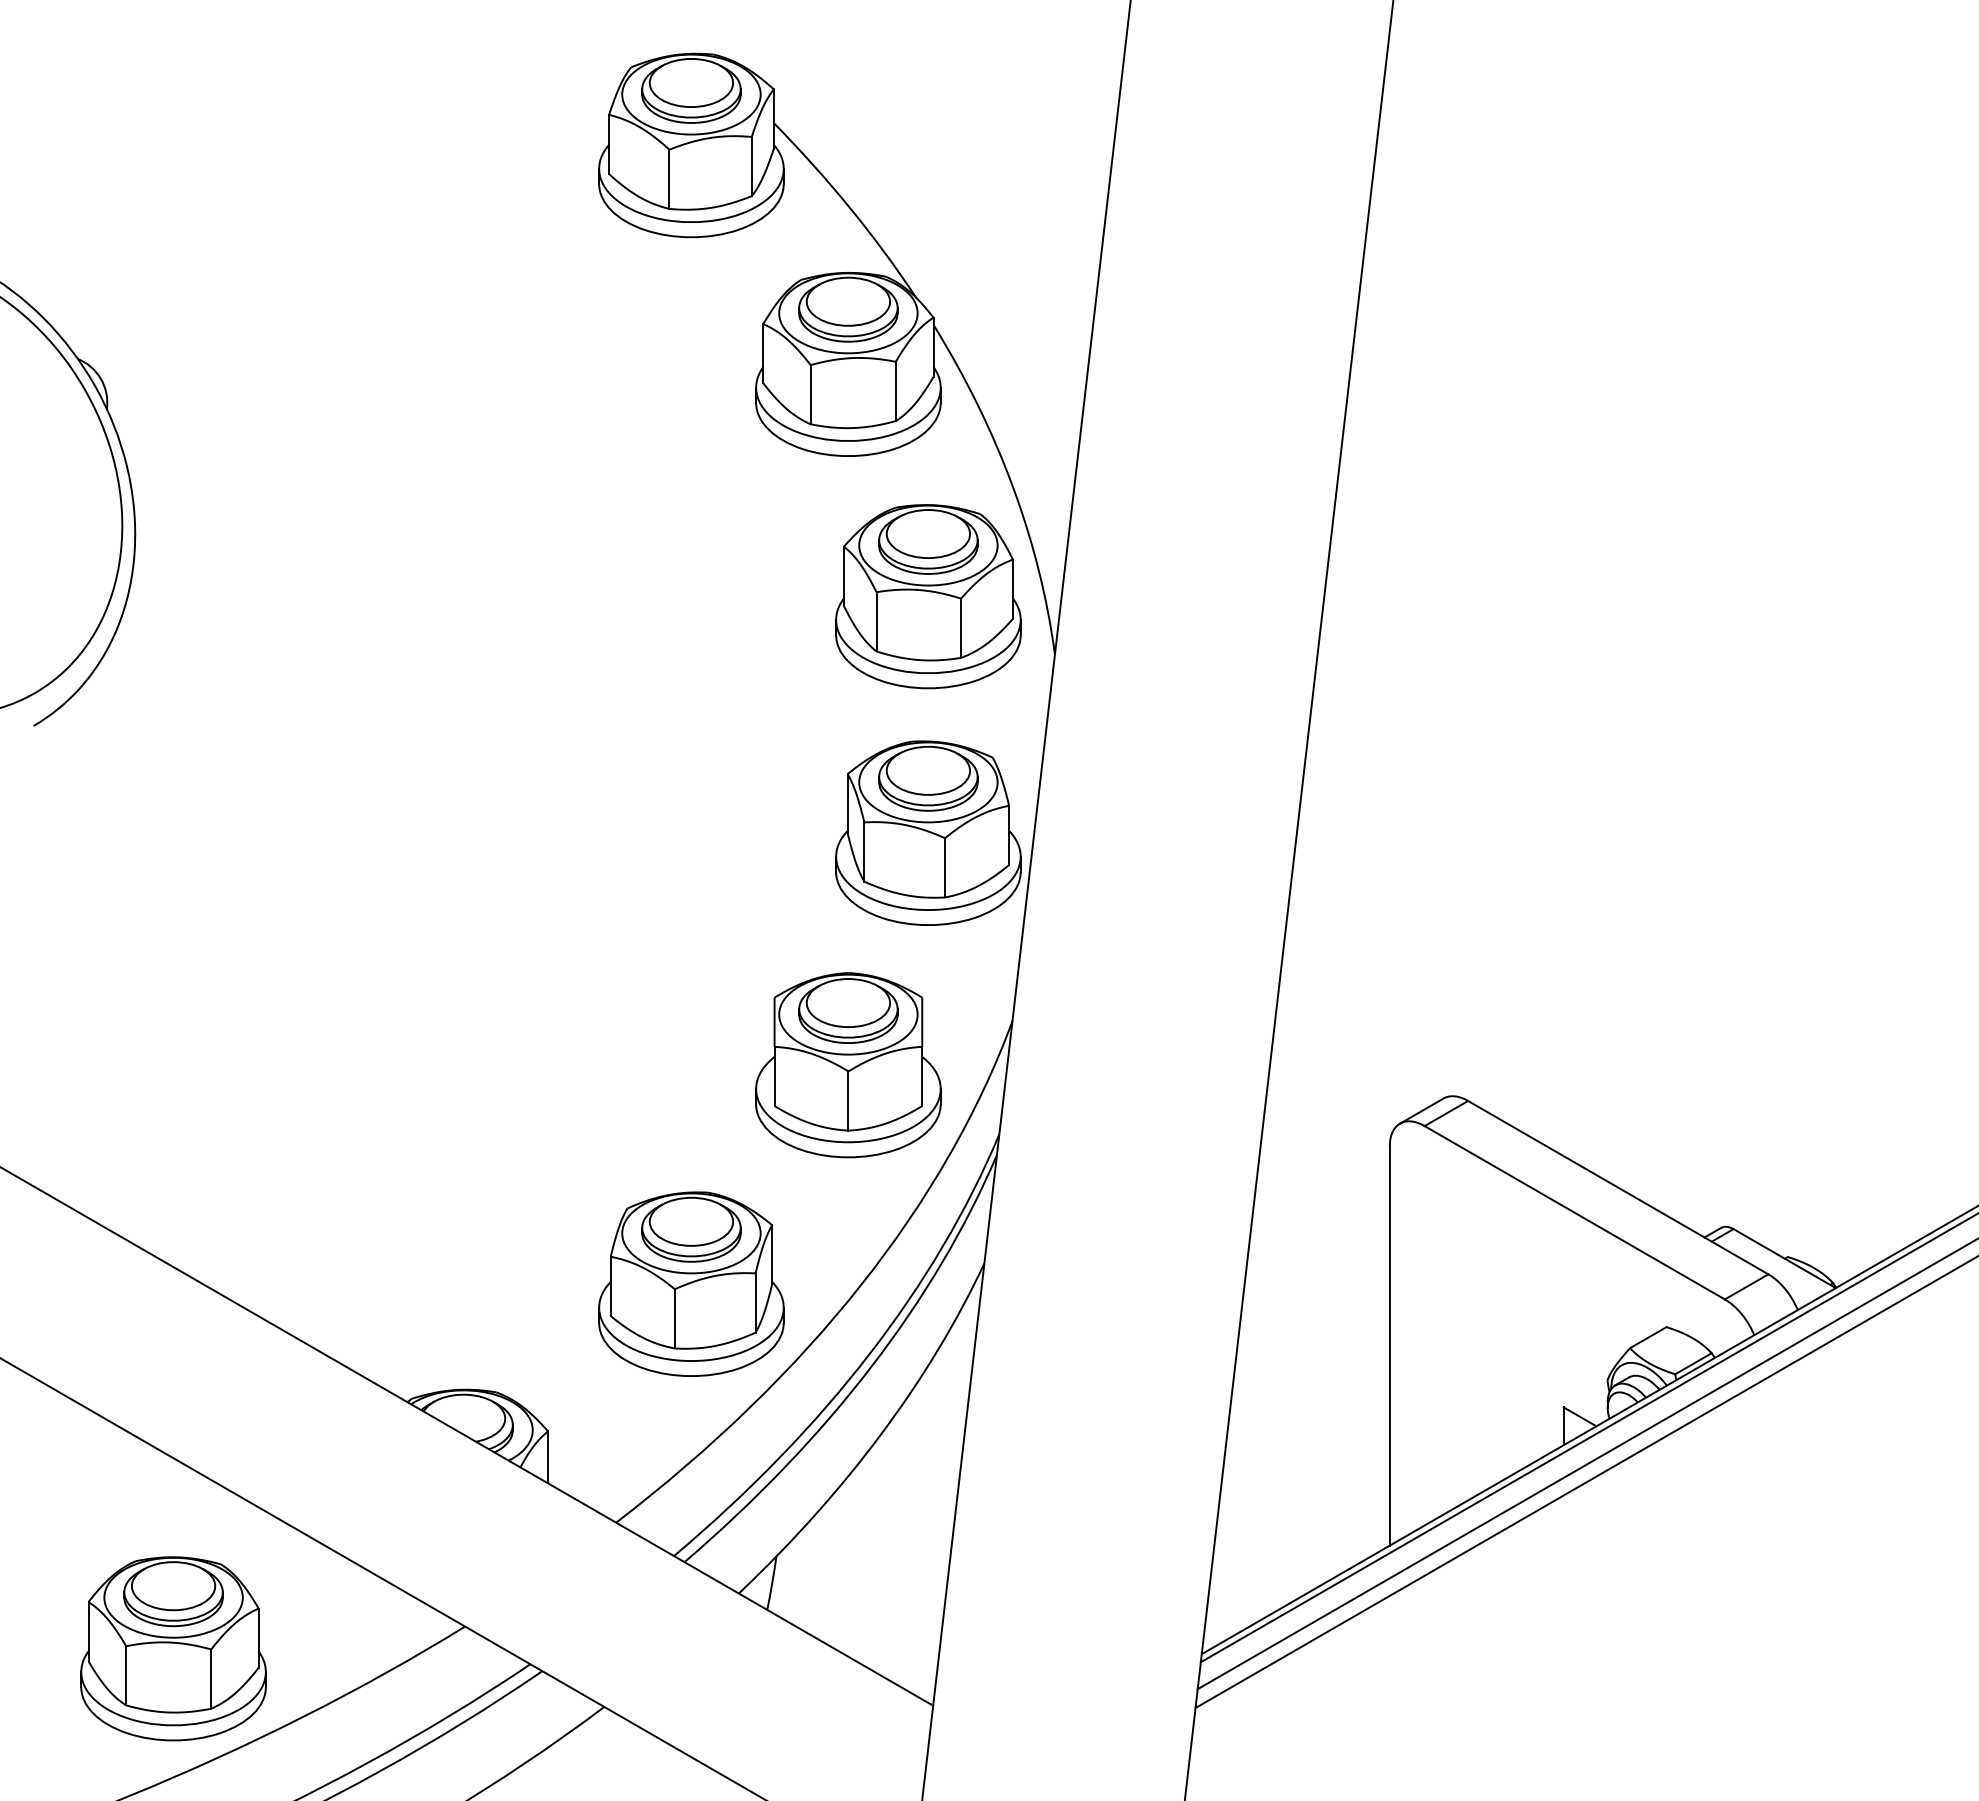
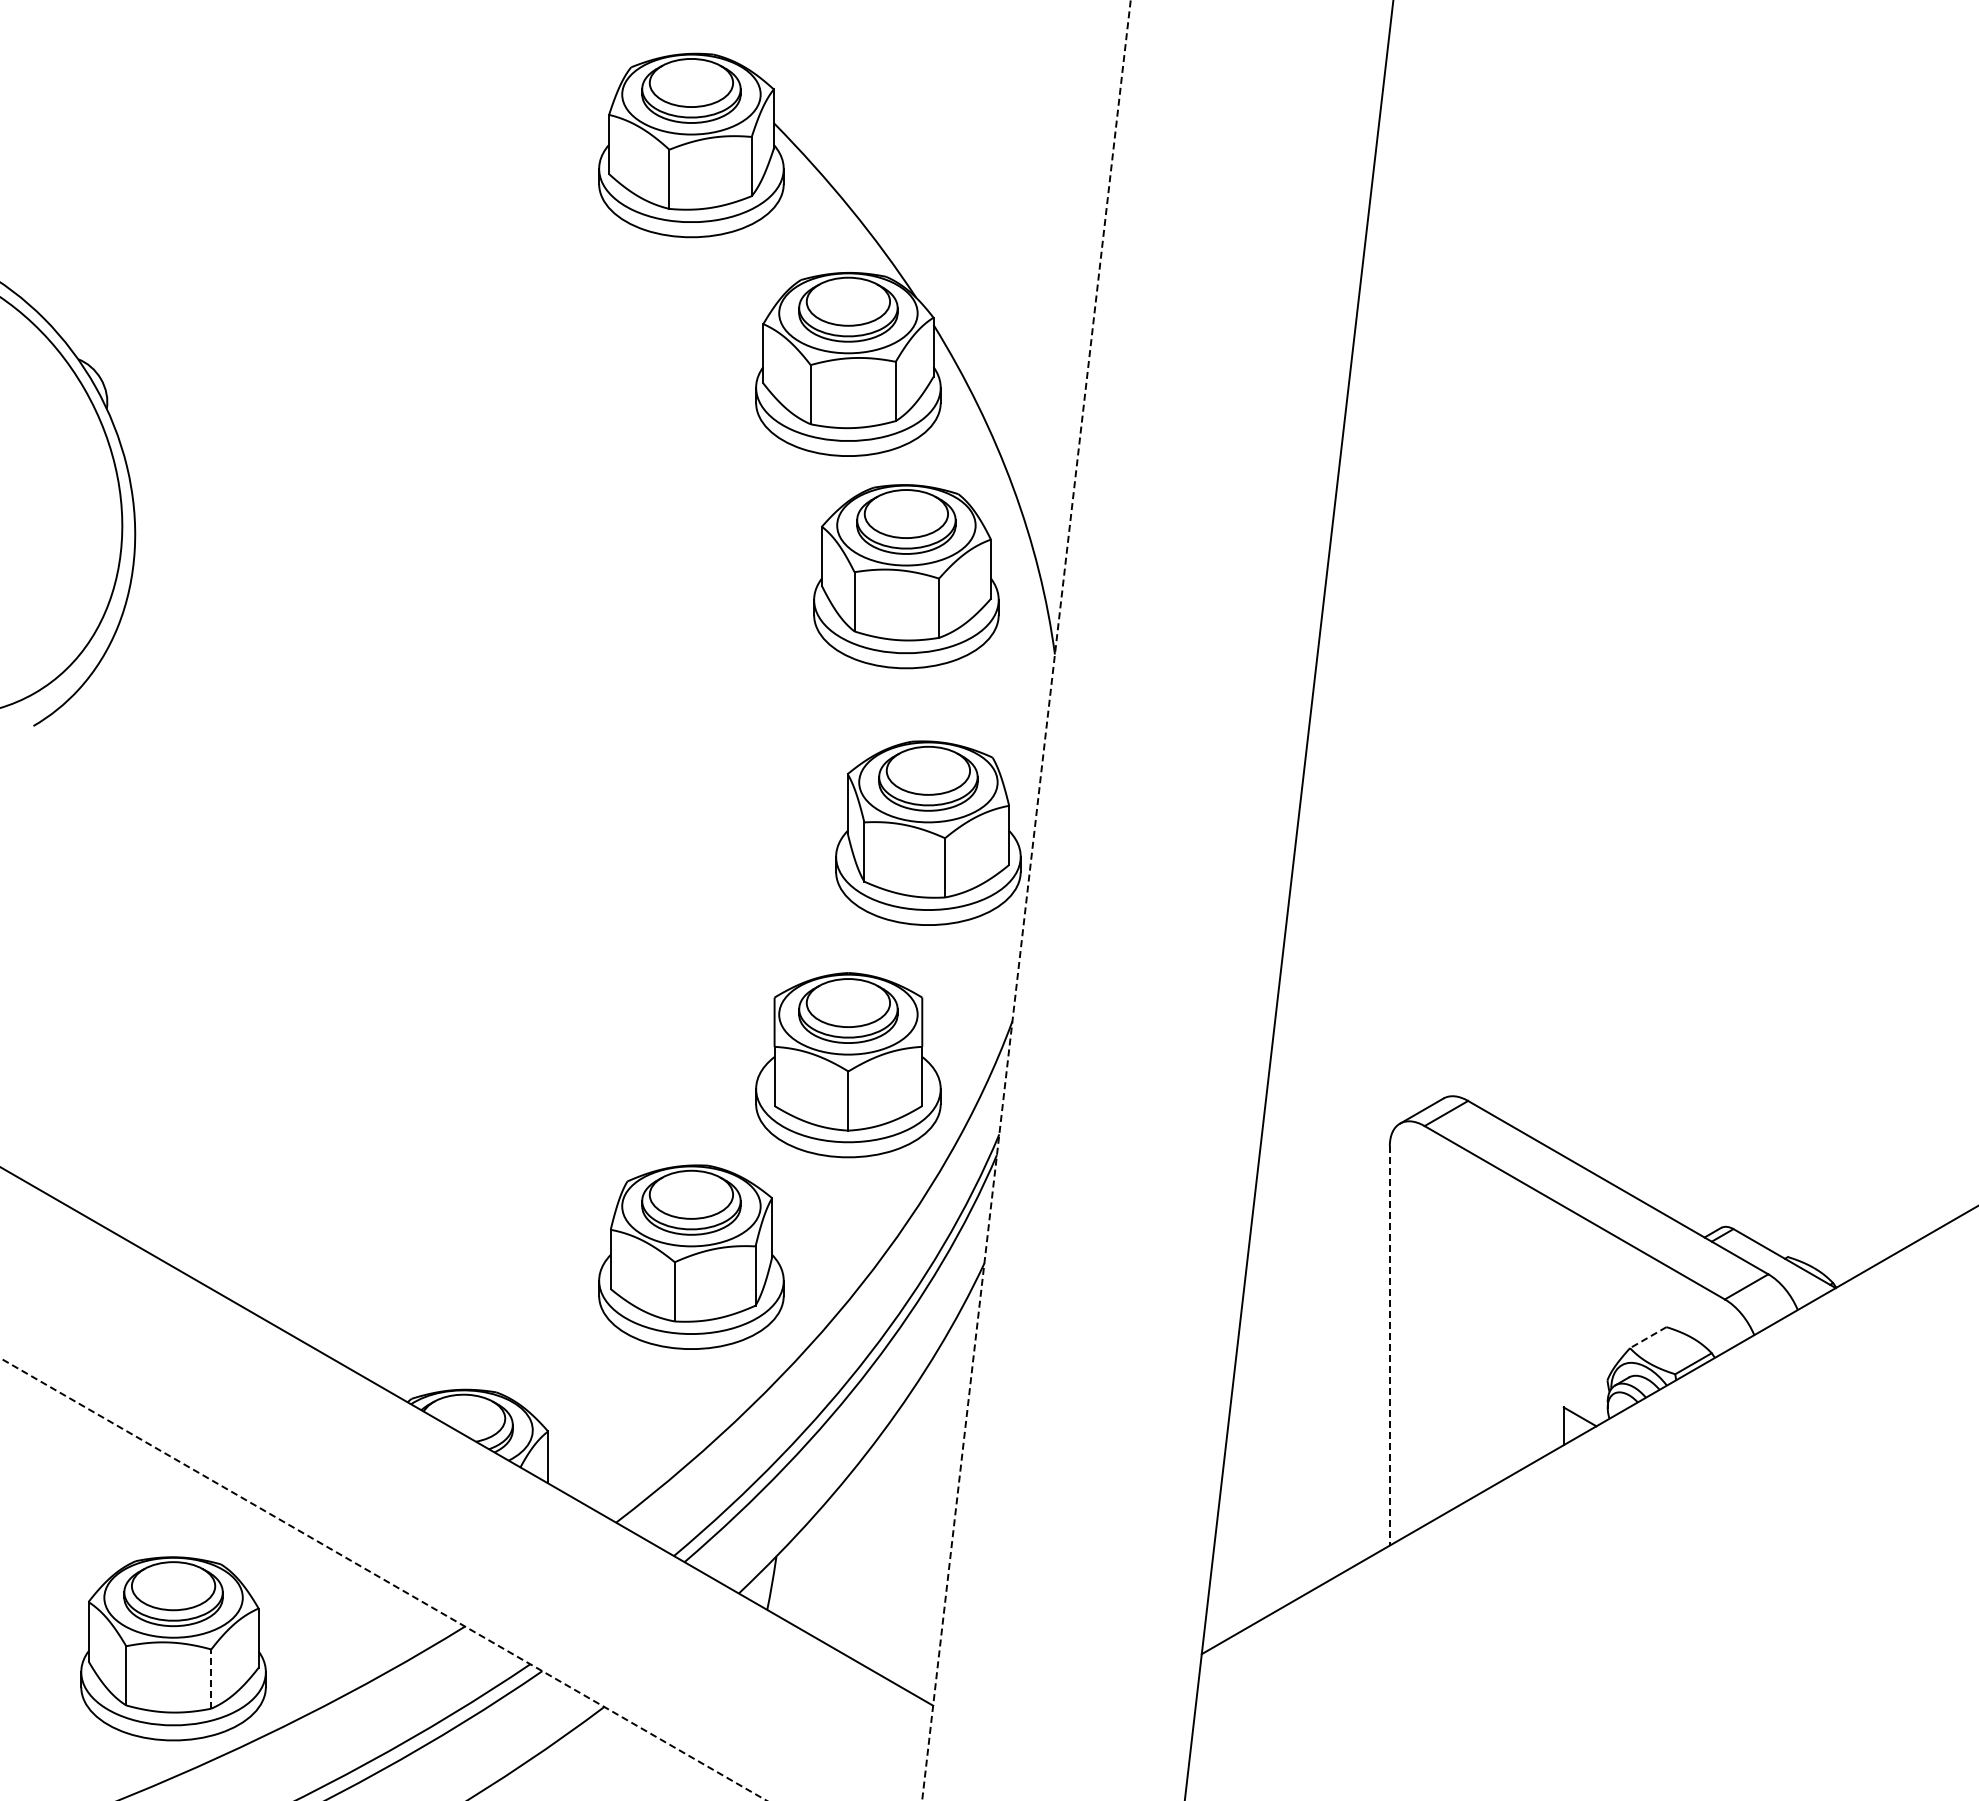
part position: (928, 596) -> (906, 576) (906, 576)
line: solid -> dashed (1026, 900)
part position: (691, 1283) -> (691, 1256) (691, 1256)
line: solid -> dashed (1647, 1337)
line: solid -> dashed (1389, 1345)
line: present -> none (1587, 1438)
line: present -> none (1586, 1464)
line: present -> none (1585, 1482)
line: solid -> dashed (384, 1579)
line: solid -> dashed (211, 1679)
